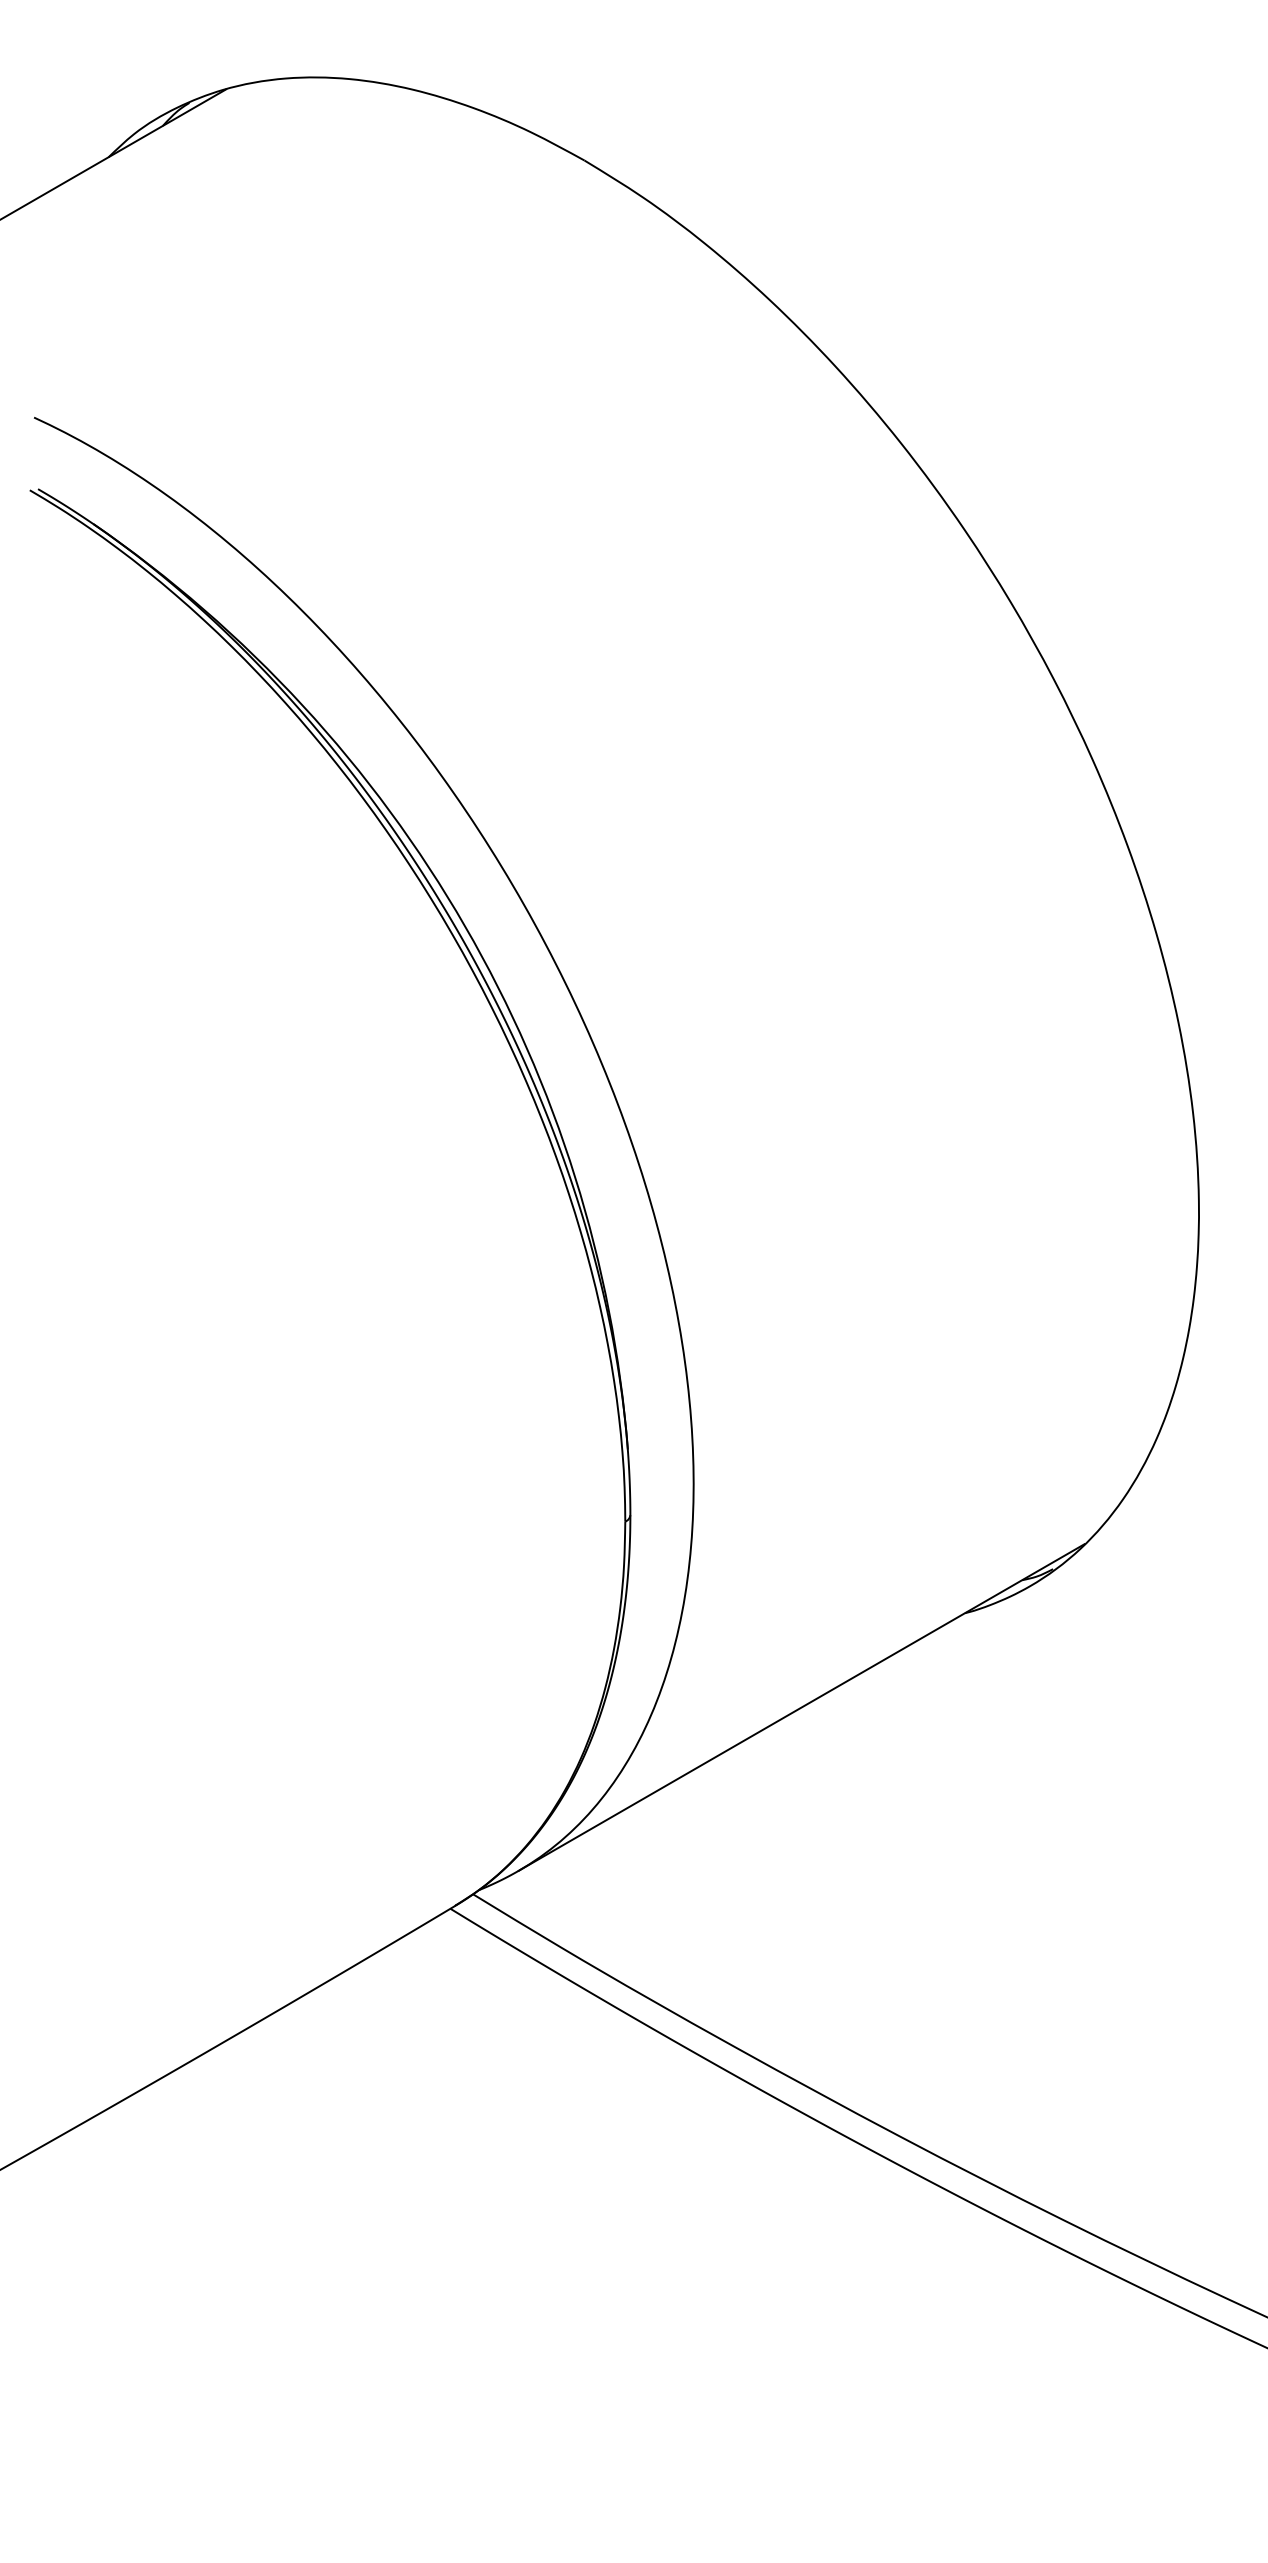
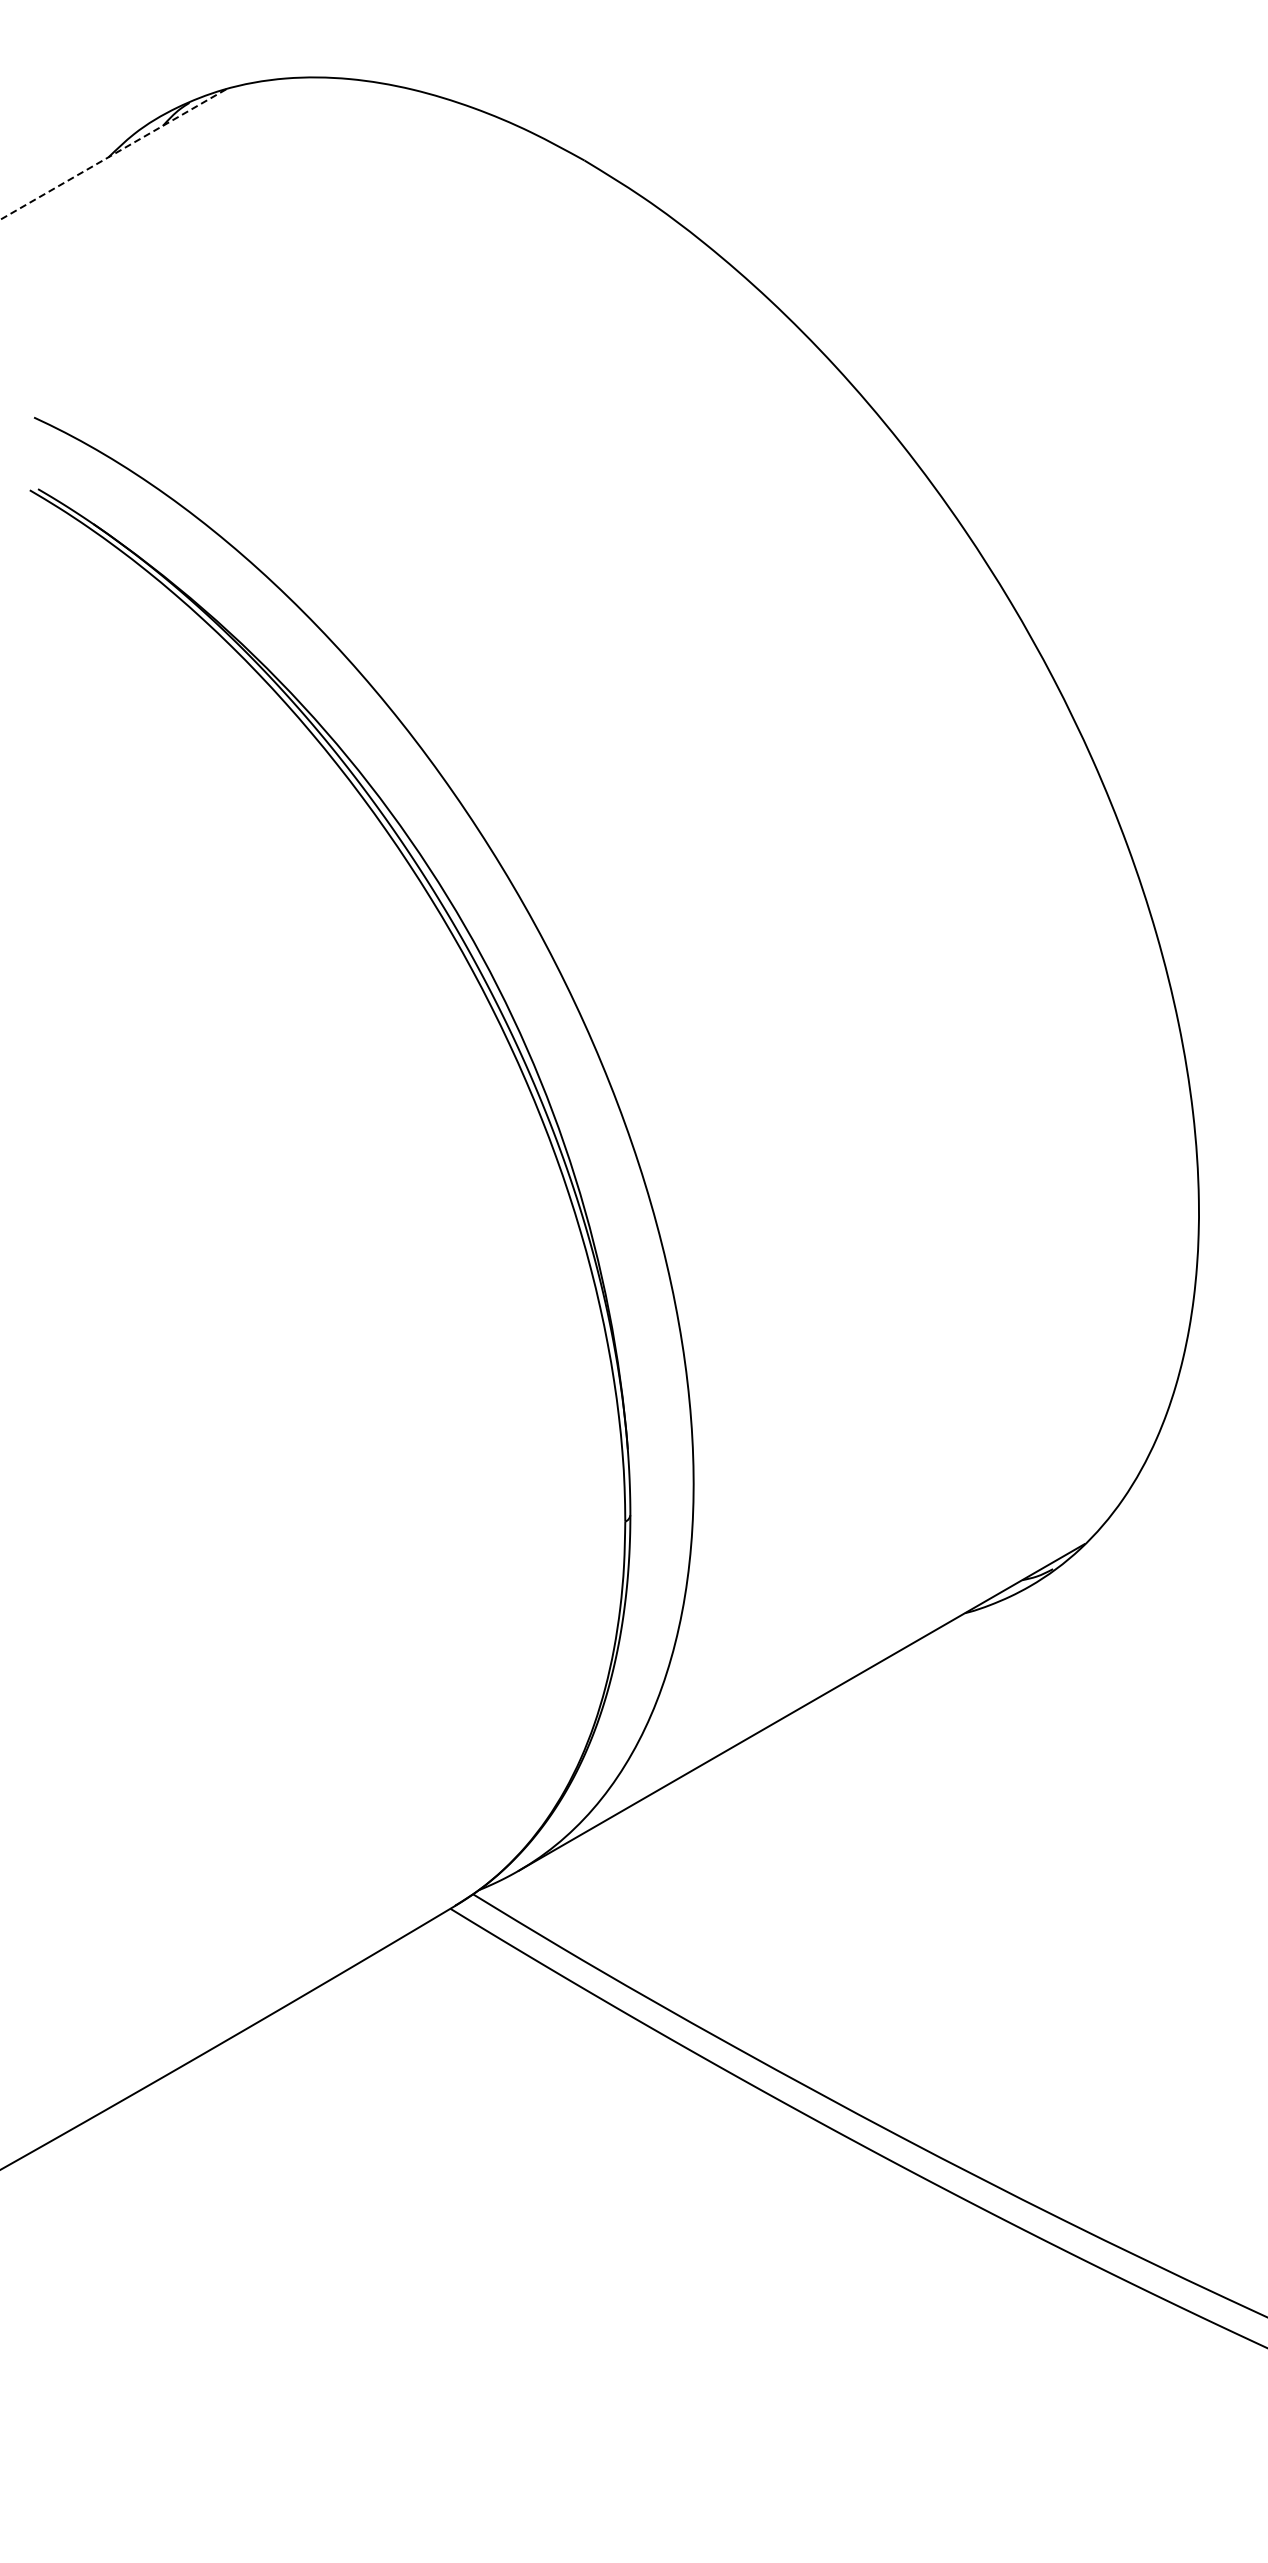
line: solid -> dashed (112, 154)
